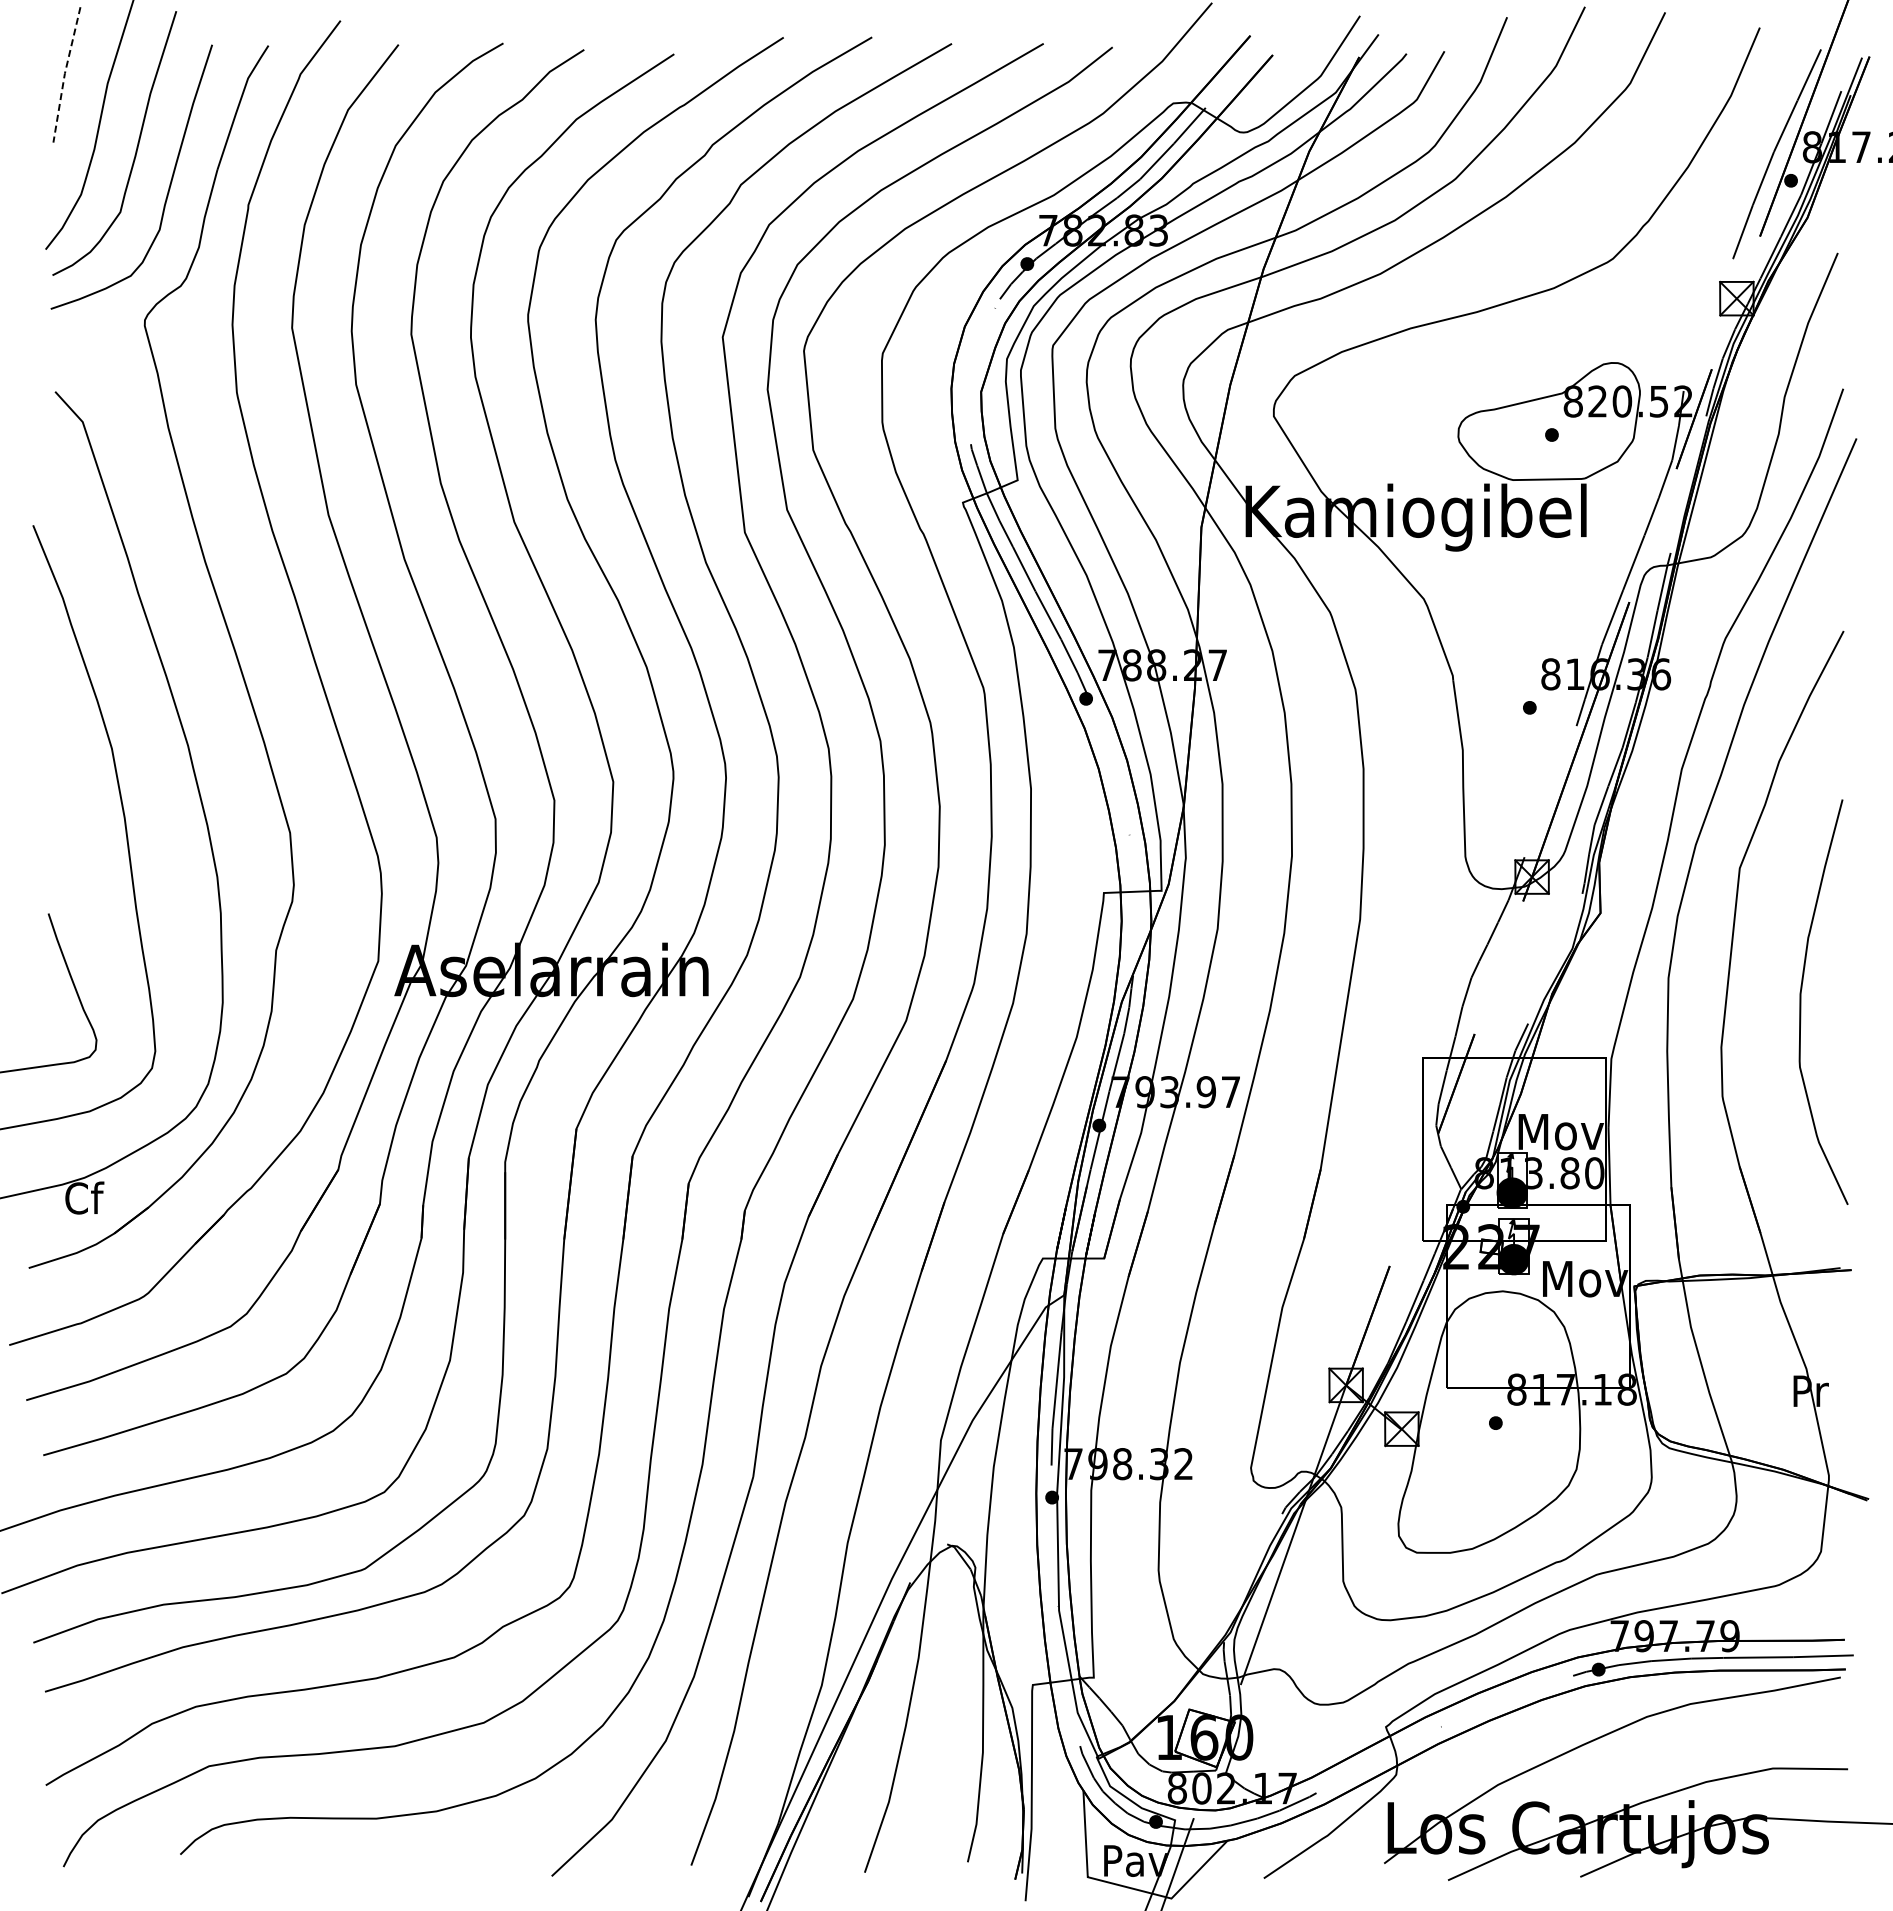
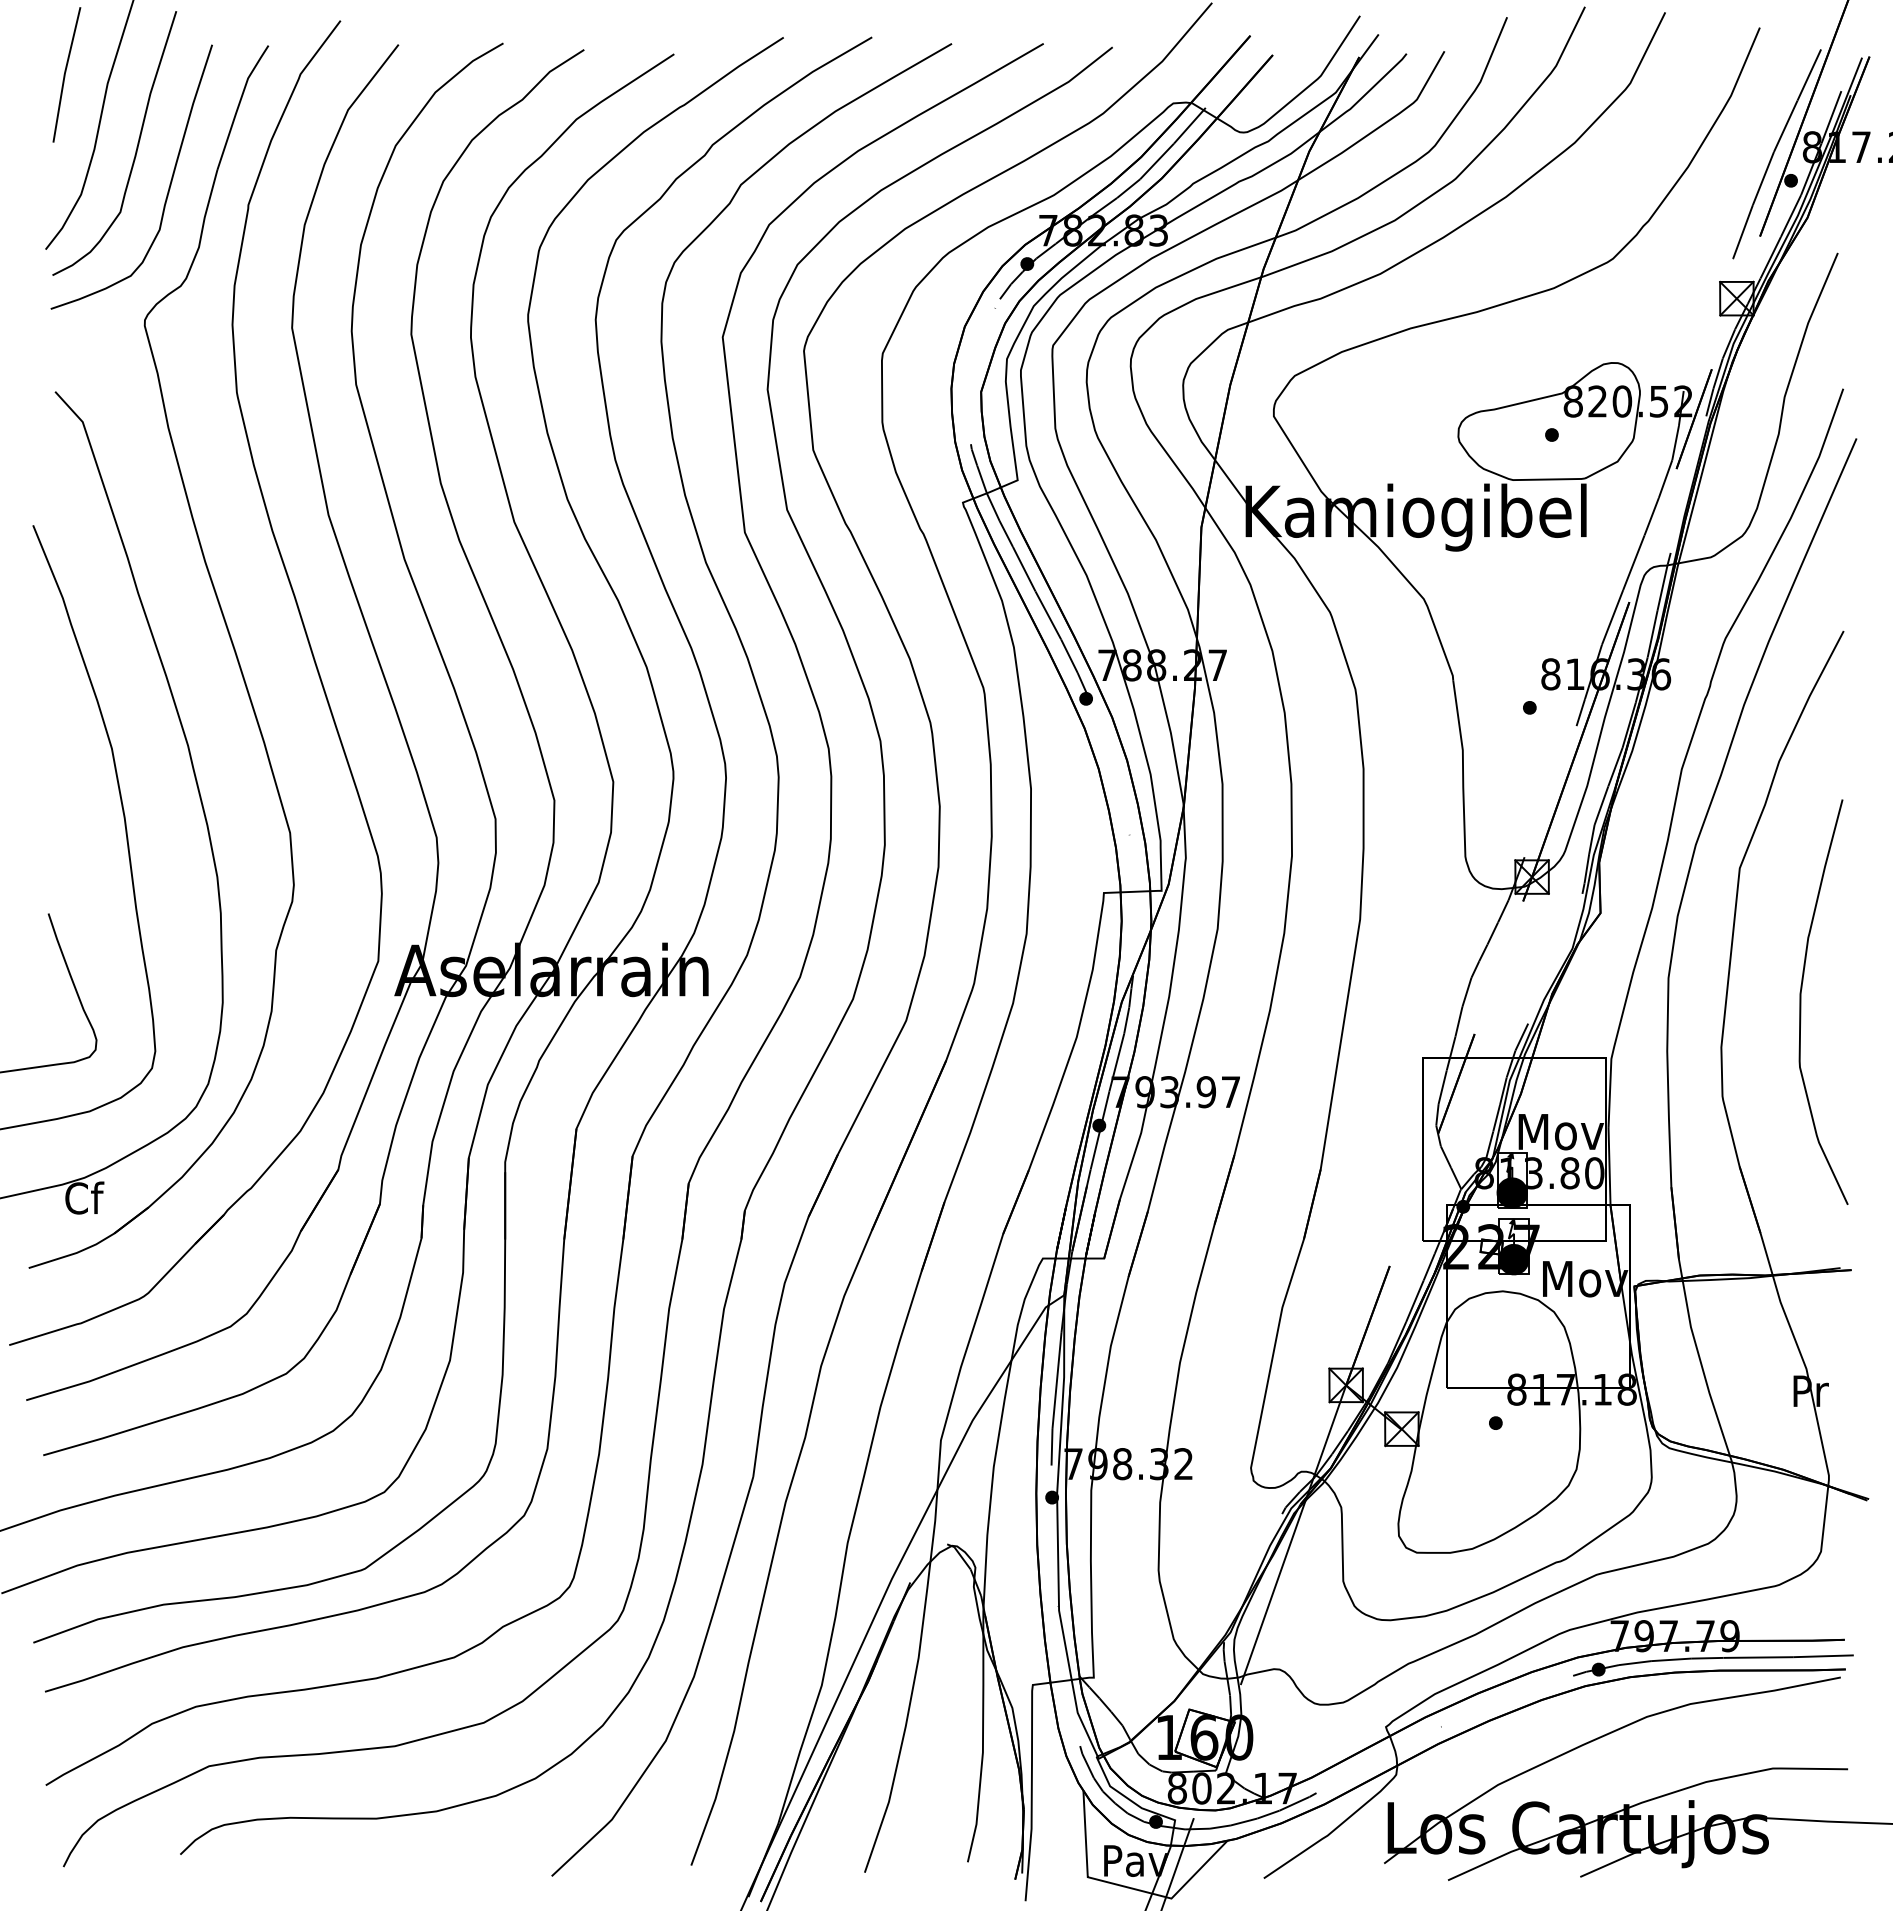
line: dashed -> solid (64, 74)
